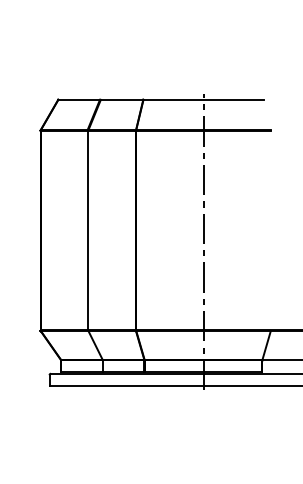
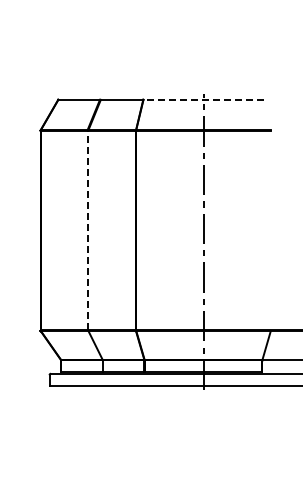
line: solid -> dashed (203, 99)
line: solid -> dashed (88, 230)
